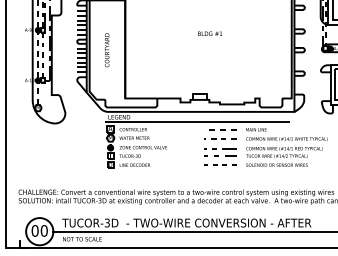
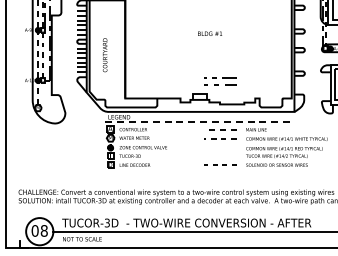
text position: (106, 50) -> (104, 55) (104, 55)
line: solid -> dashed (198, 122)
part position: (220, 152) -> (220, 81) (220, 81)
text: 00 -> 08 (43, 230)
